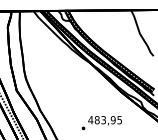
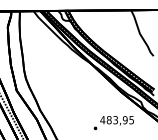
text position: (101, 123) -> (113, 123) (113, 123)
